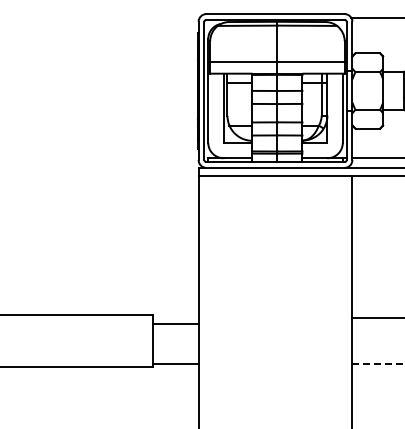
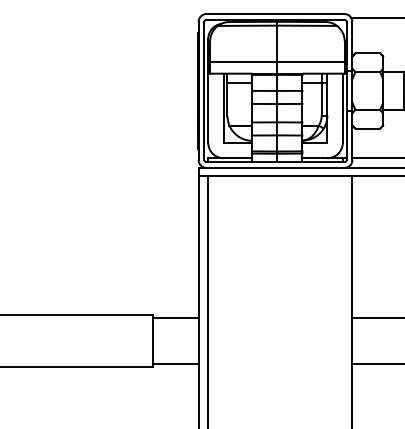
line: none -> present (208, 300)
line position: (175, 324) -> (175, 318) (175, 318)
line: dashed -> solid (379, 363)
